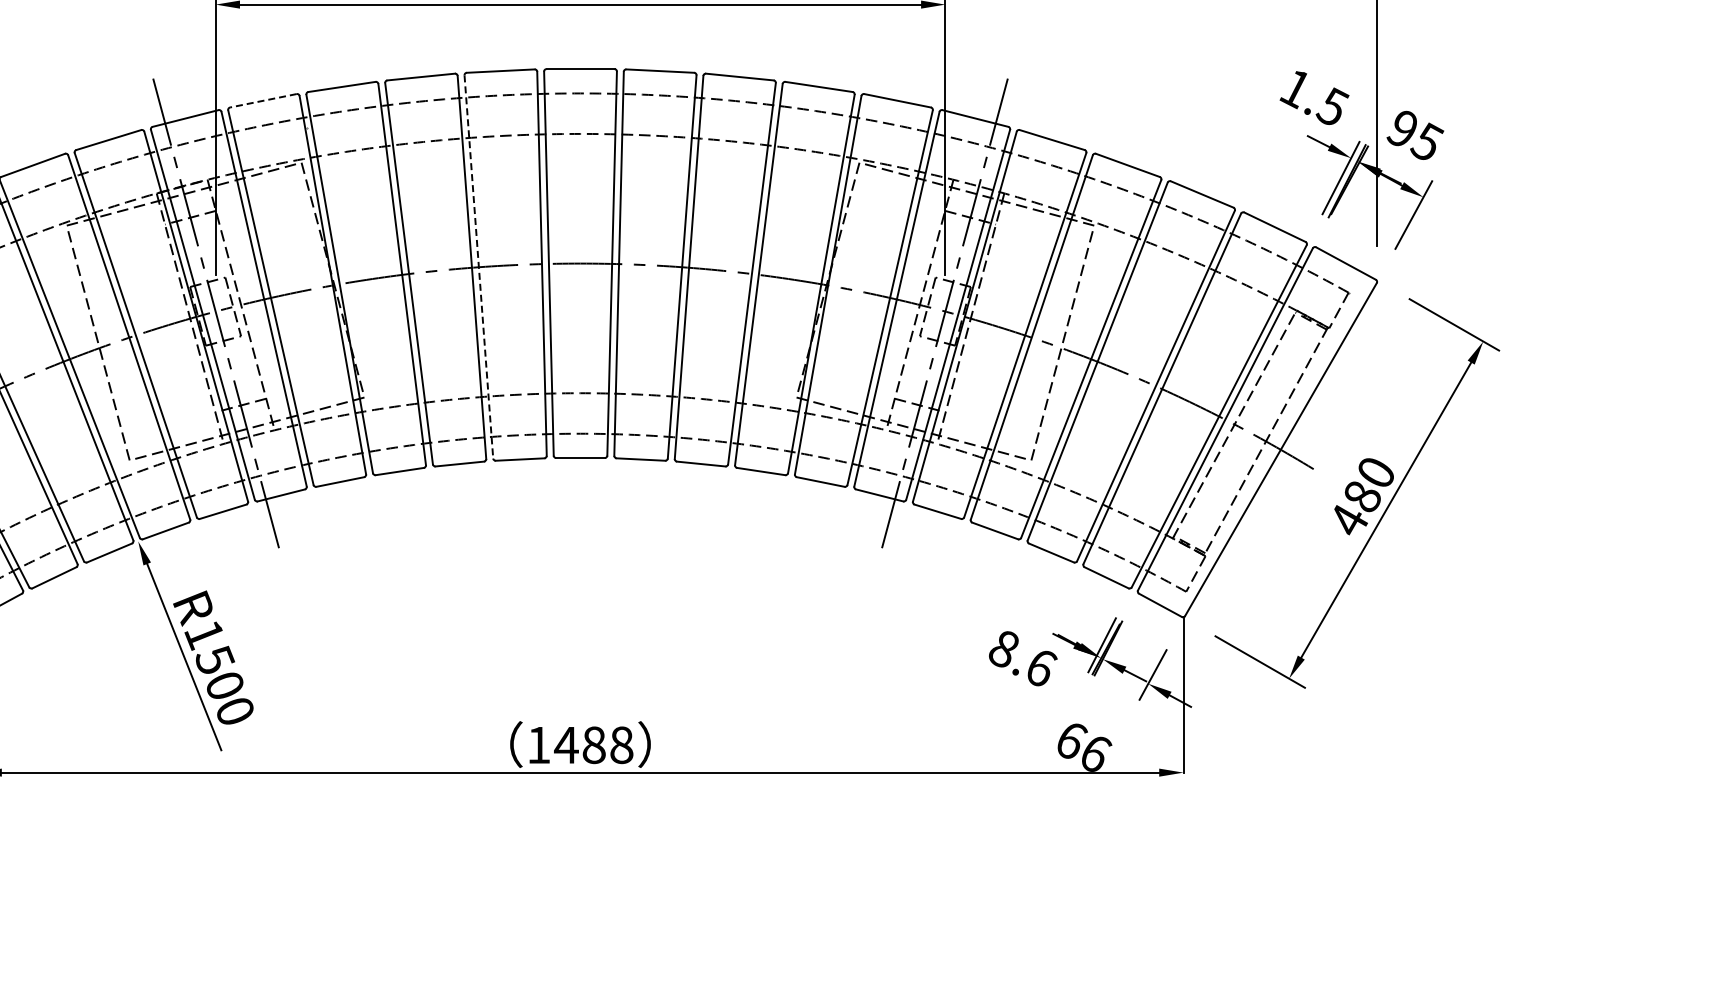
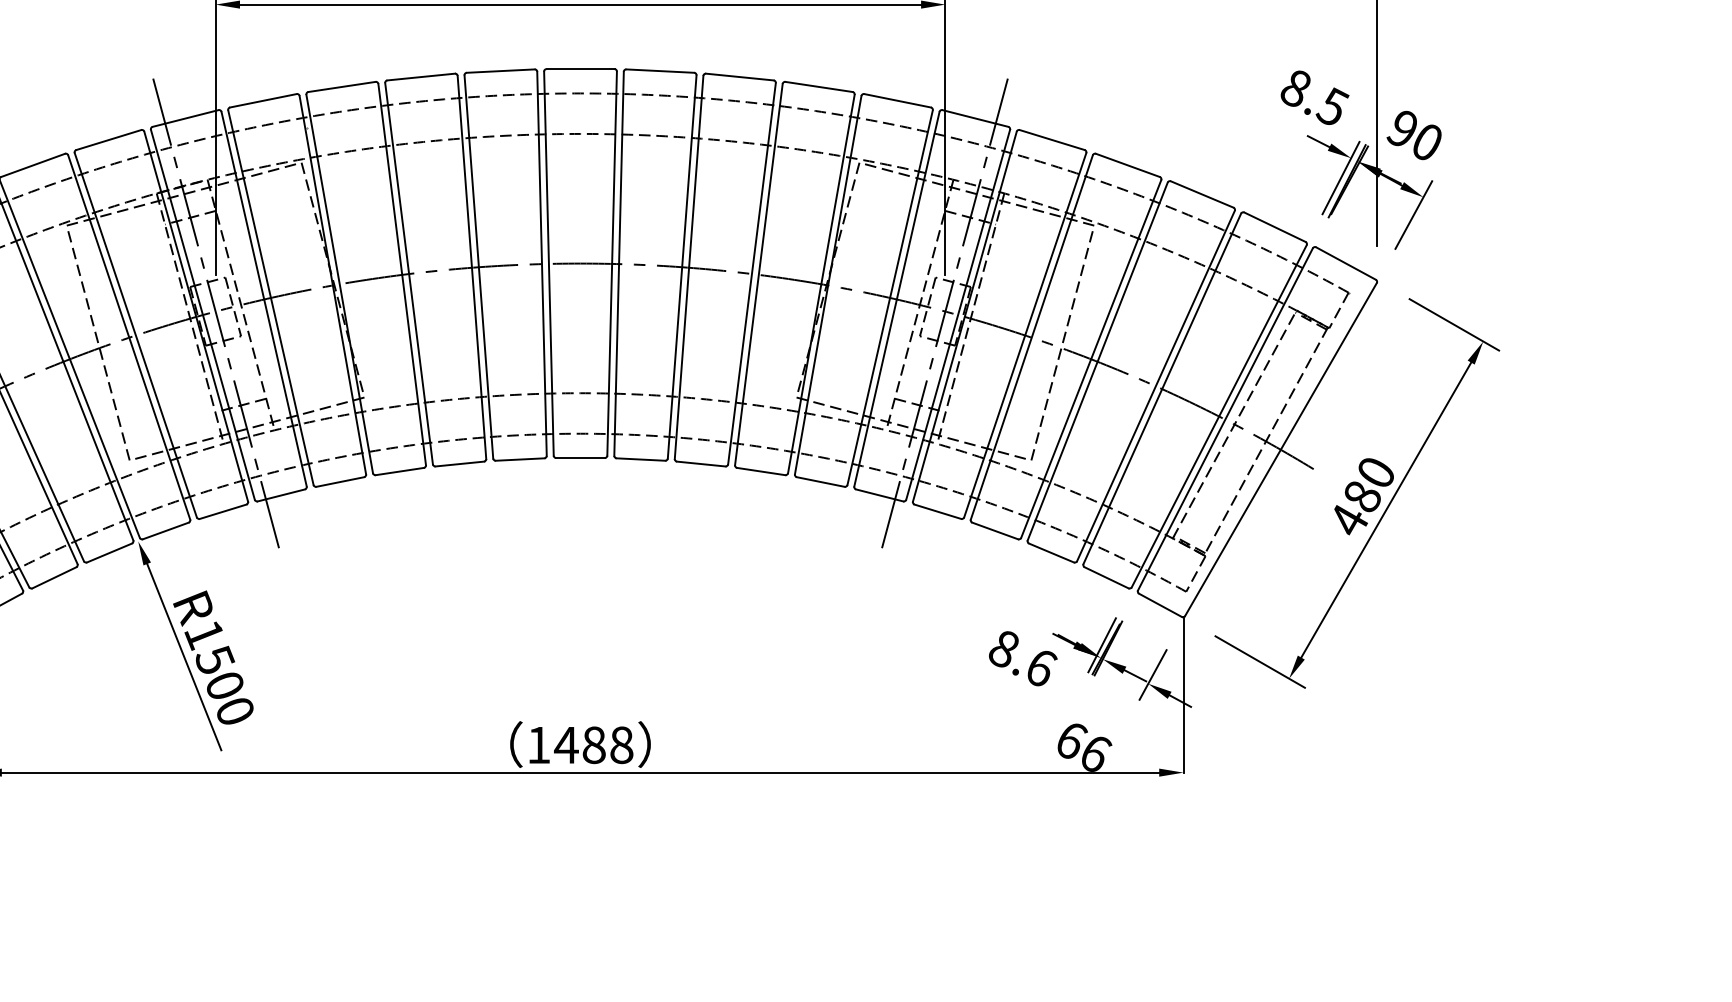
text: 1.5 -> 8.5 (1294, 89)
line: dashed -> solid (263, 100)
text: 95 -> 90 (1427, 141)
line: dashed -> solid (478, 267)
